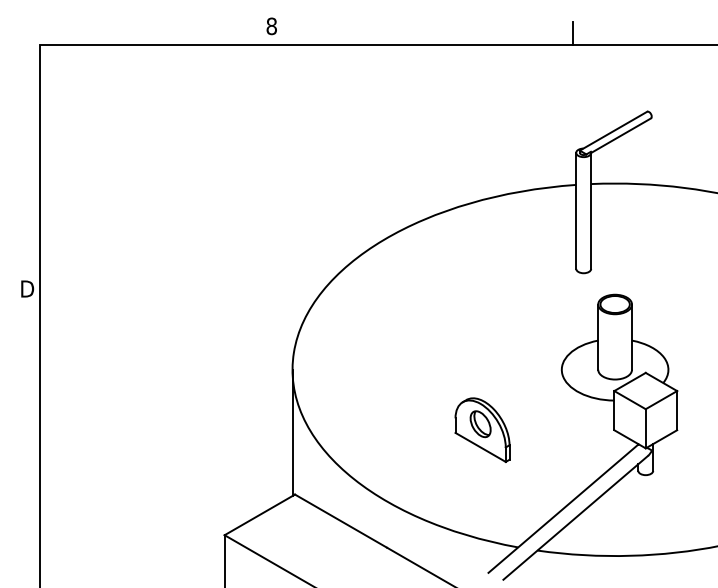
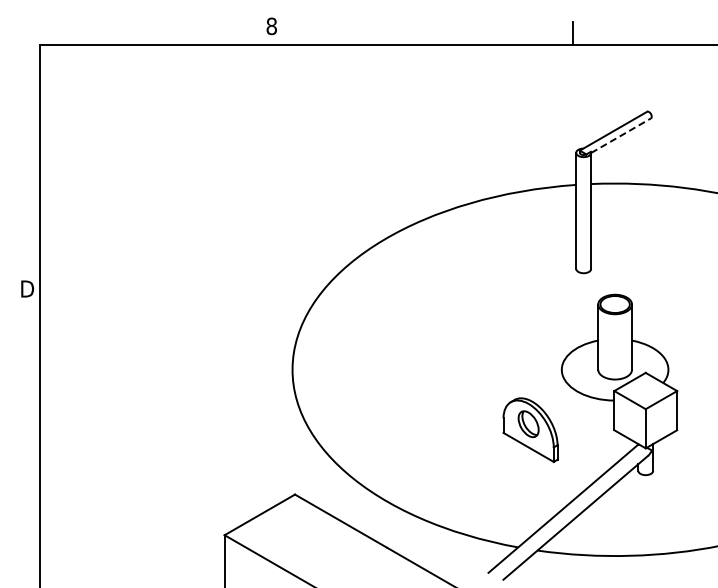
line: solid -> dashed (621, 135)
part position: (482, 429) -> (530, 429) (530, 429)
line: present -> none (292, 432)
